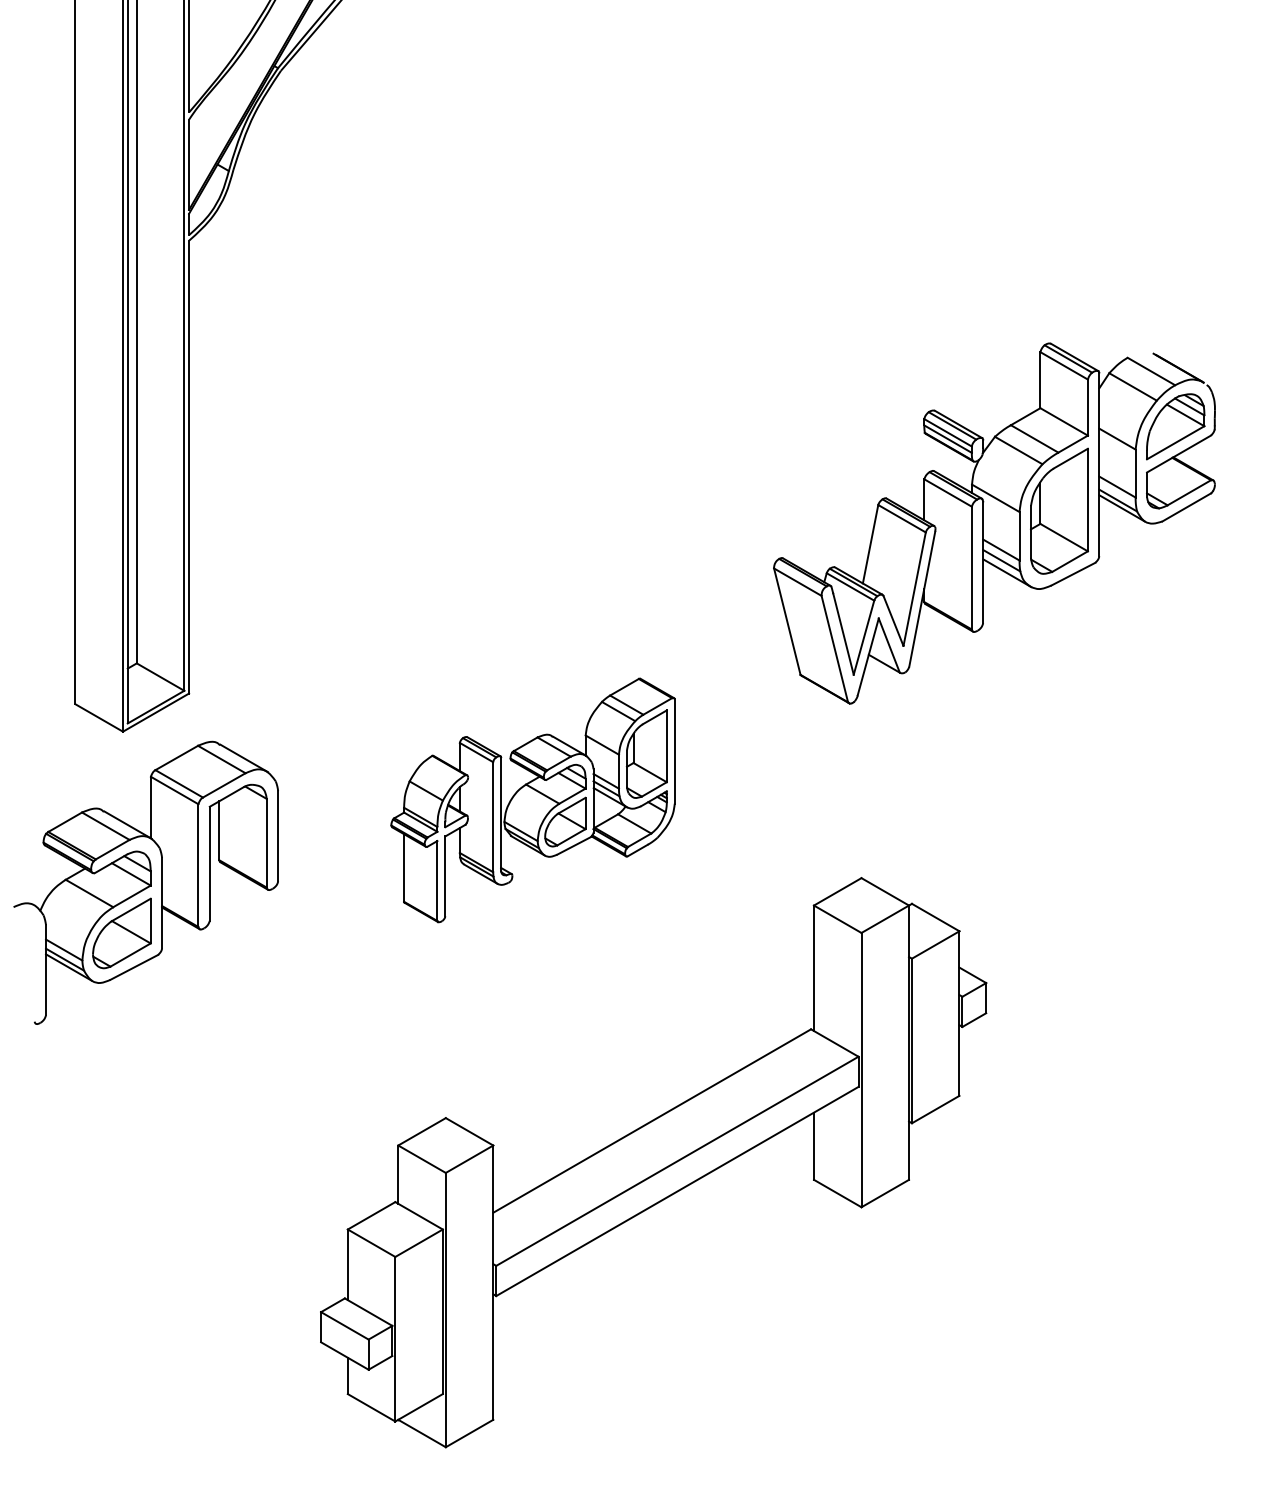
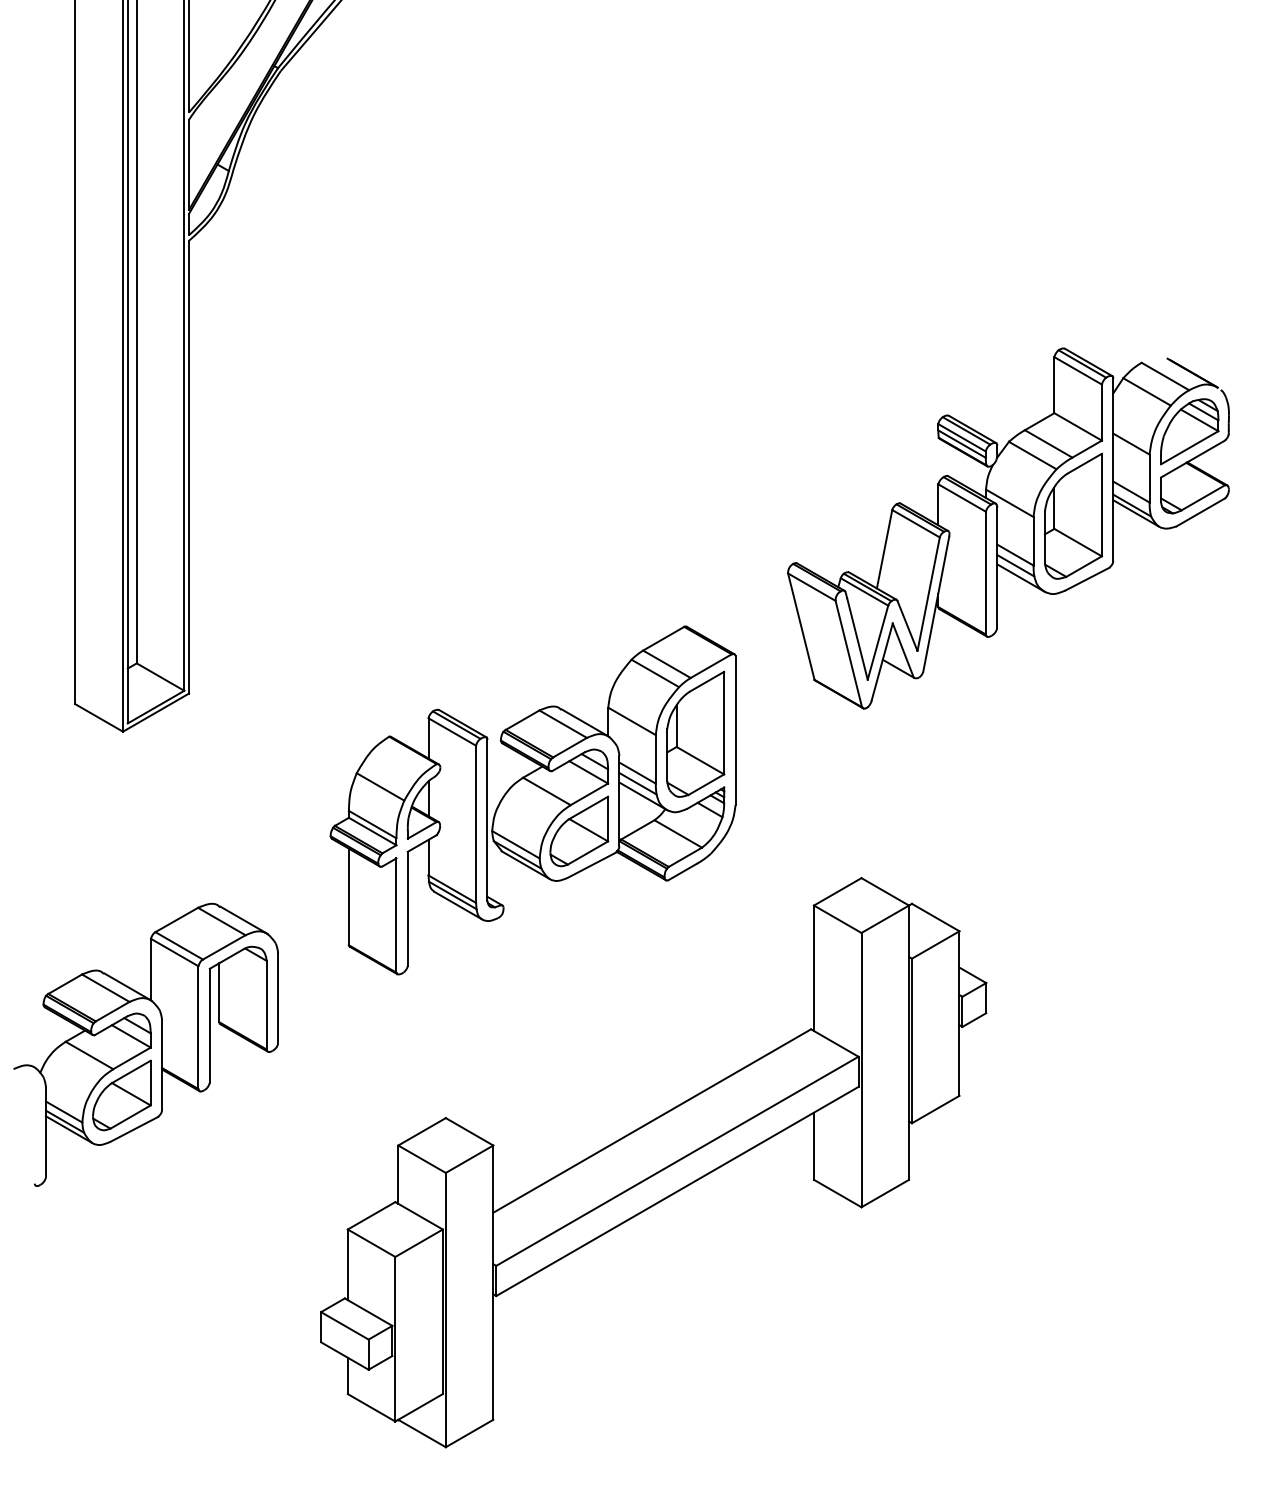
part position: (994, 523) -> (1008, 528) (1008, 528)
part size: 286x247 px -> 408x351 px (532, 800)
part position: (145, 882) -> (145, 1044) (145, 1044)
